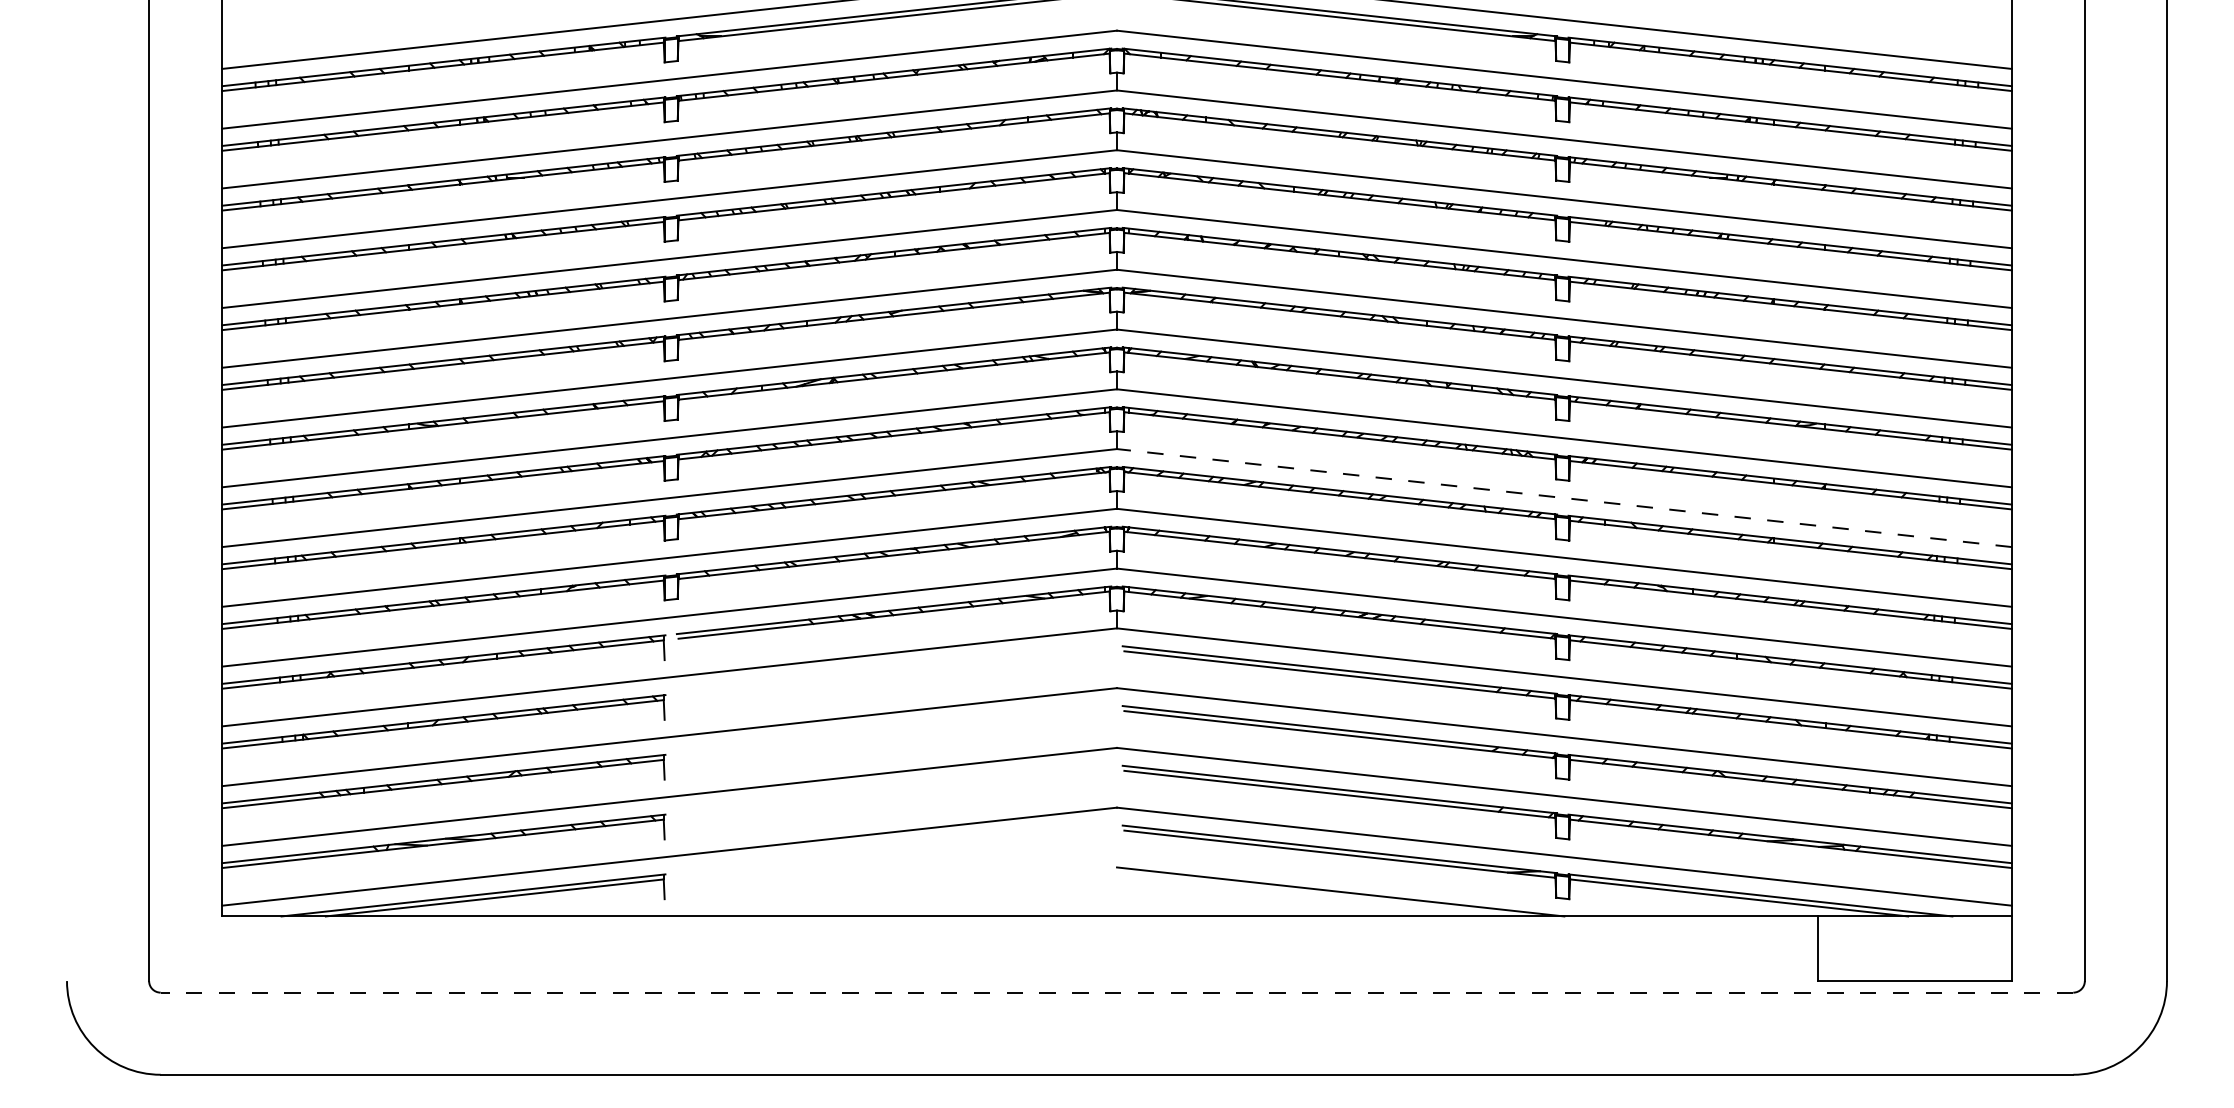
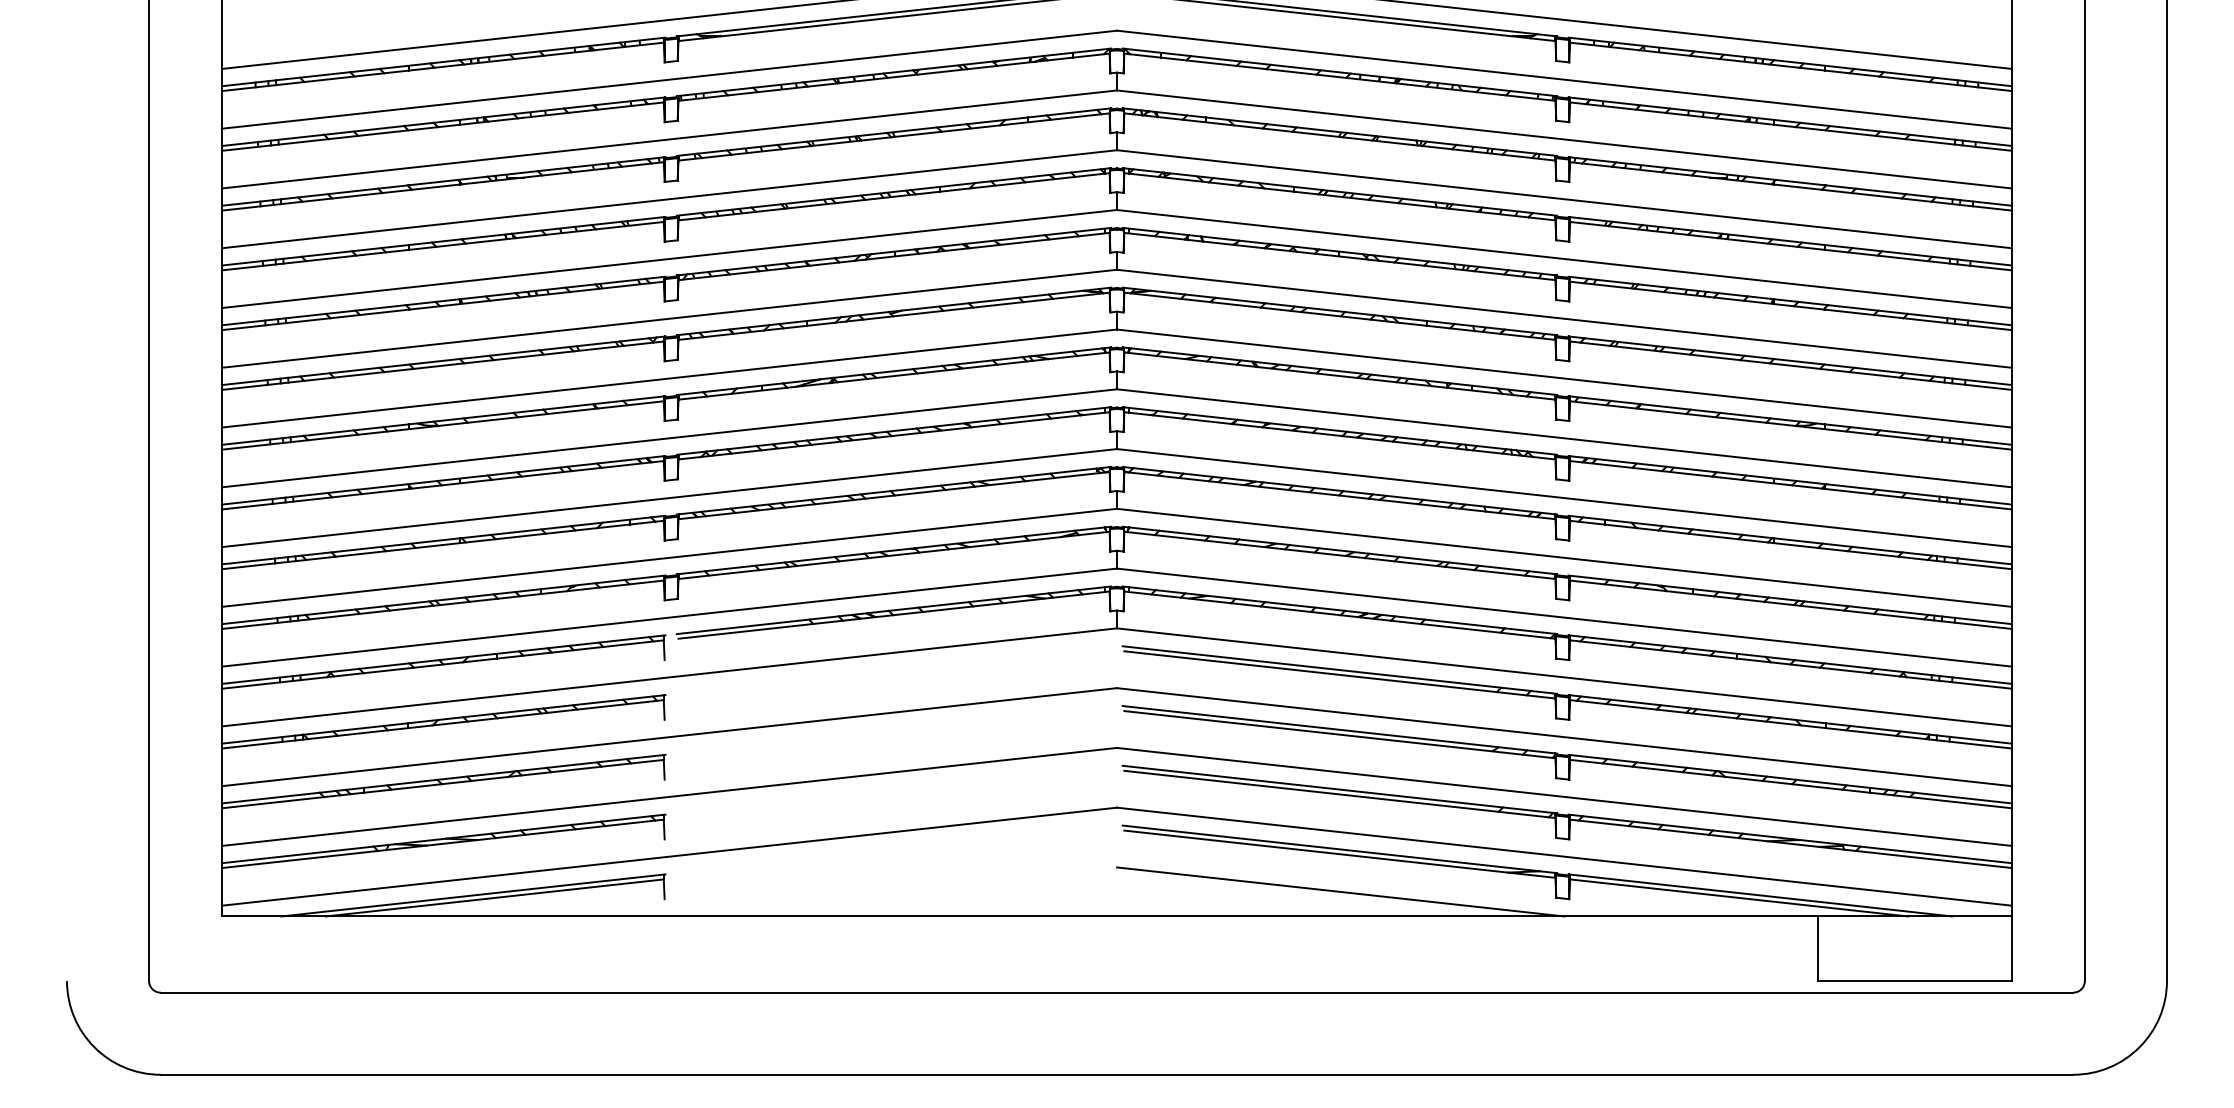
line: dashed -> solid (1563, 498)
line: dashed -> solid (1116, 992)
